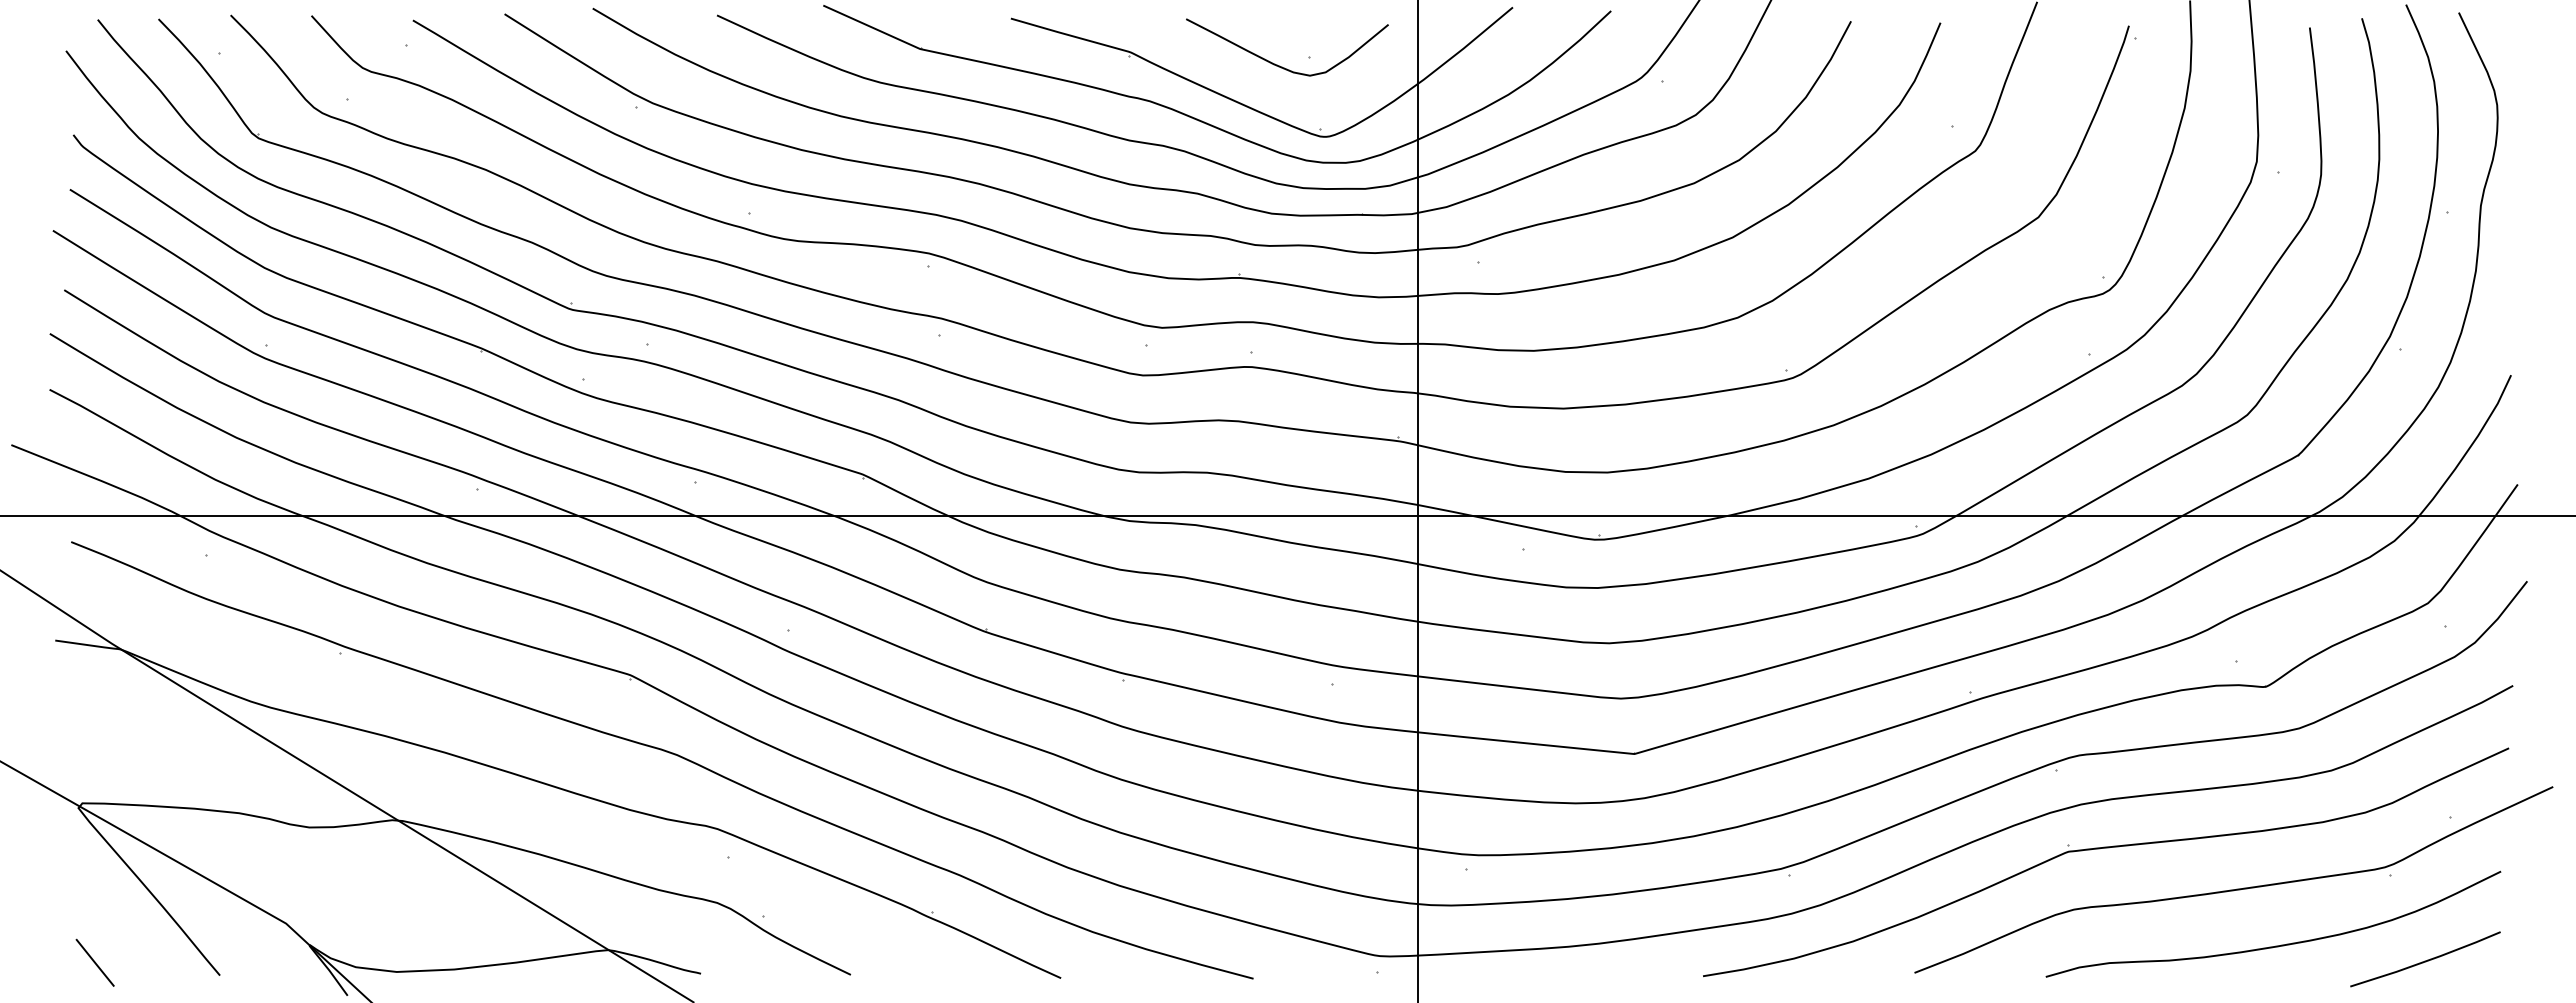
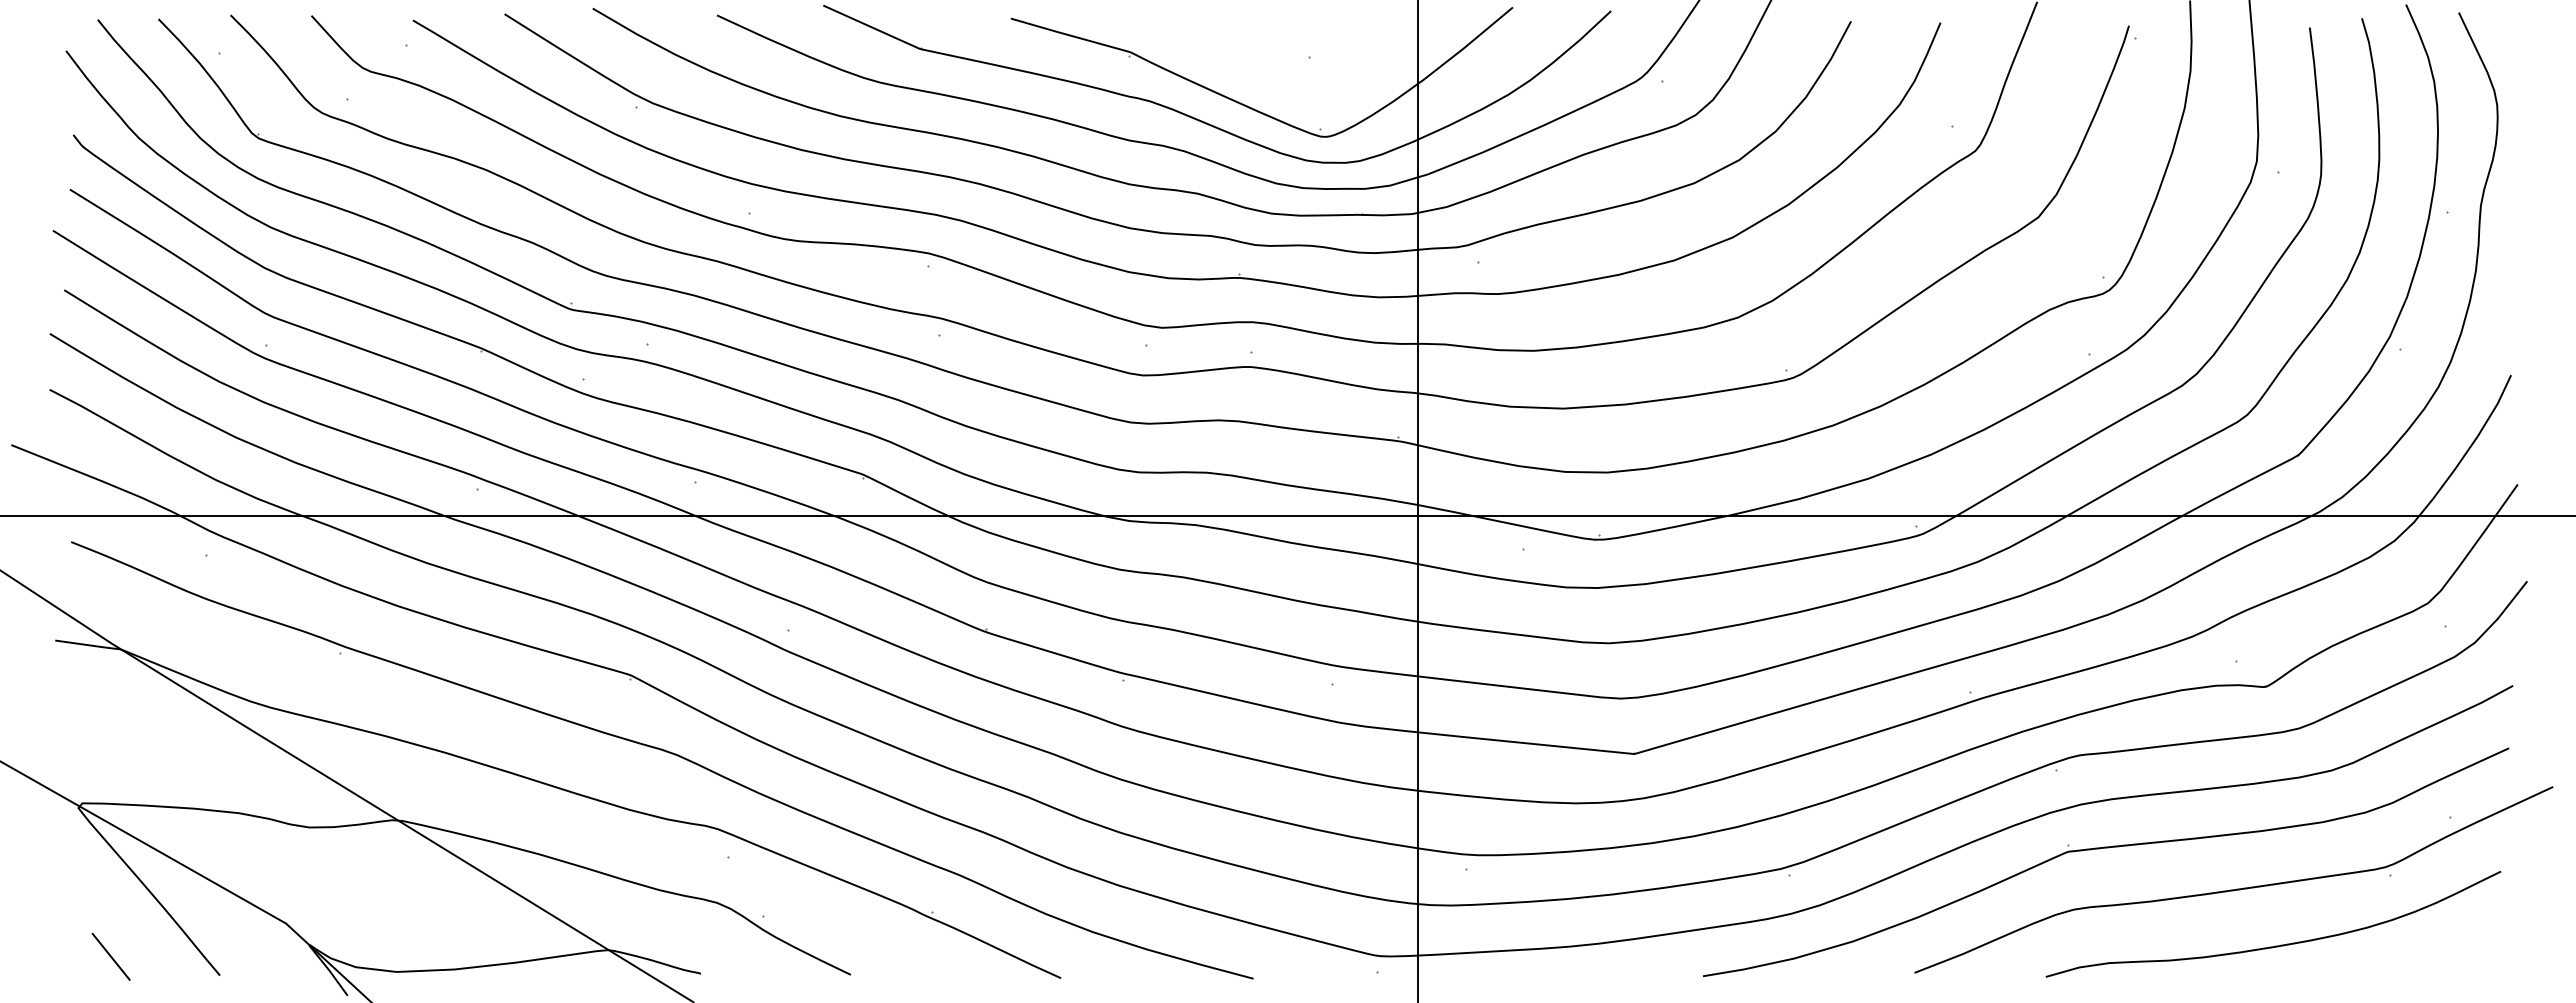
curve: present -> none (1282, 66)
line: present -> none (2425, 960)
line position: (94, 962) -> (110, 956) (110, 956)
